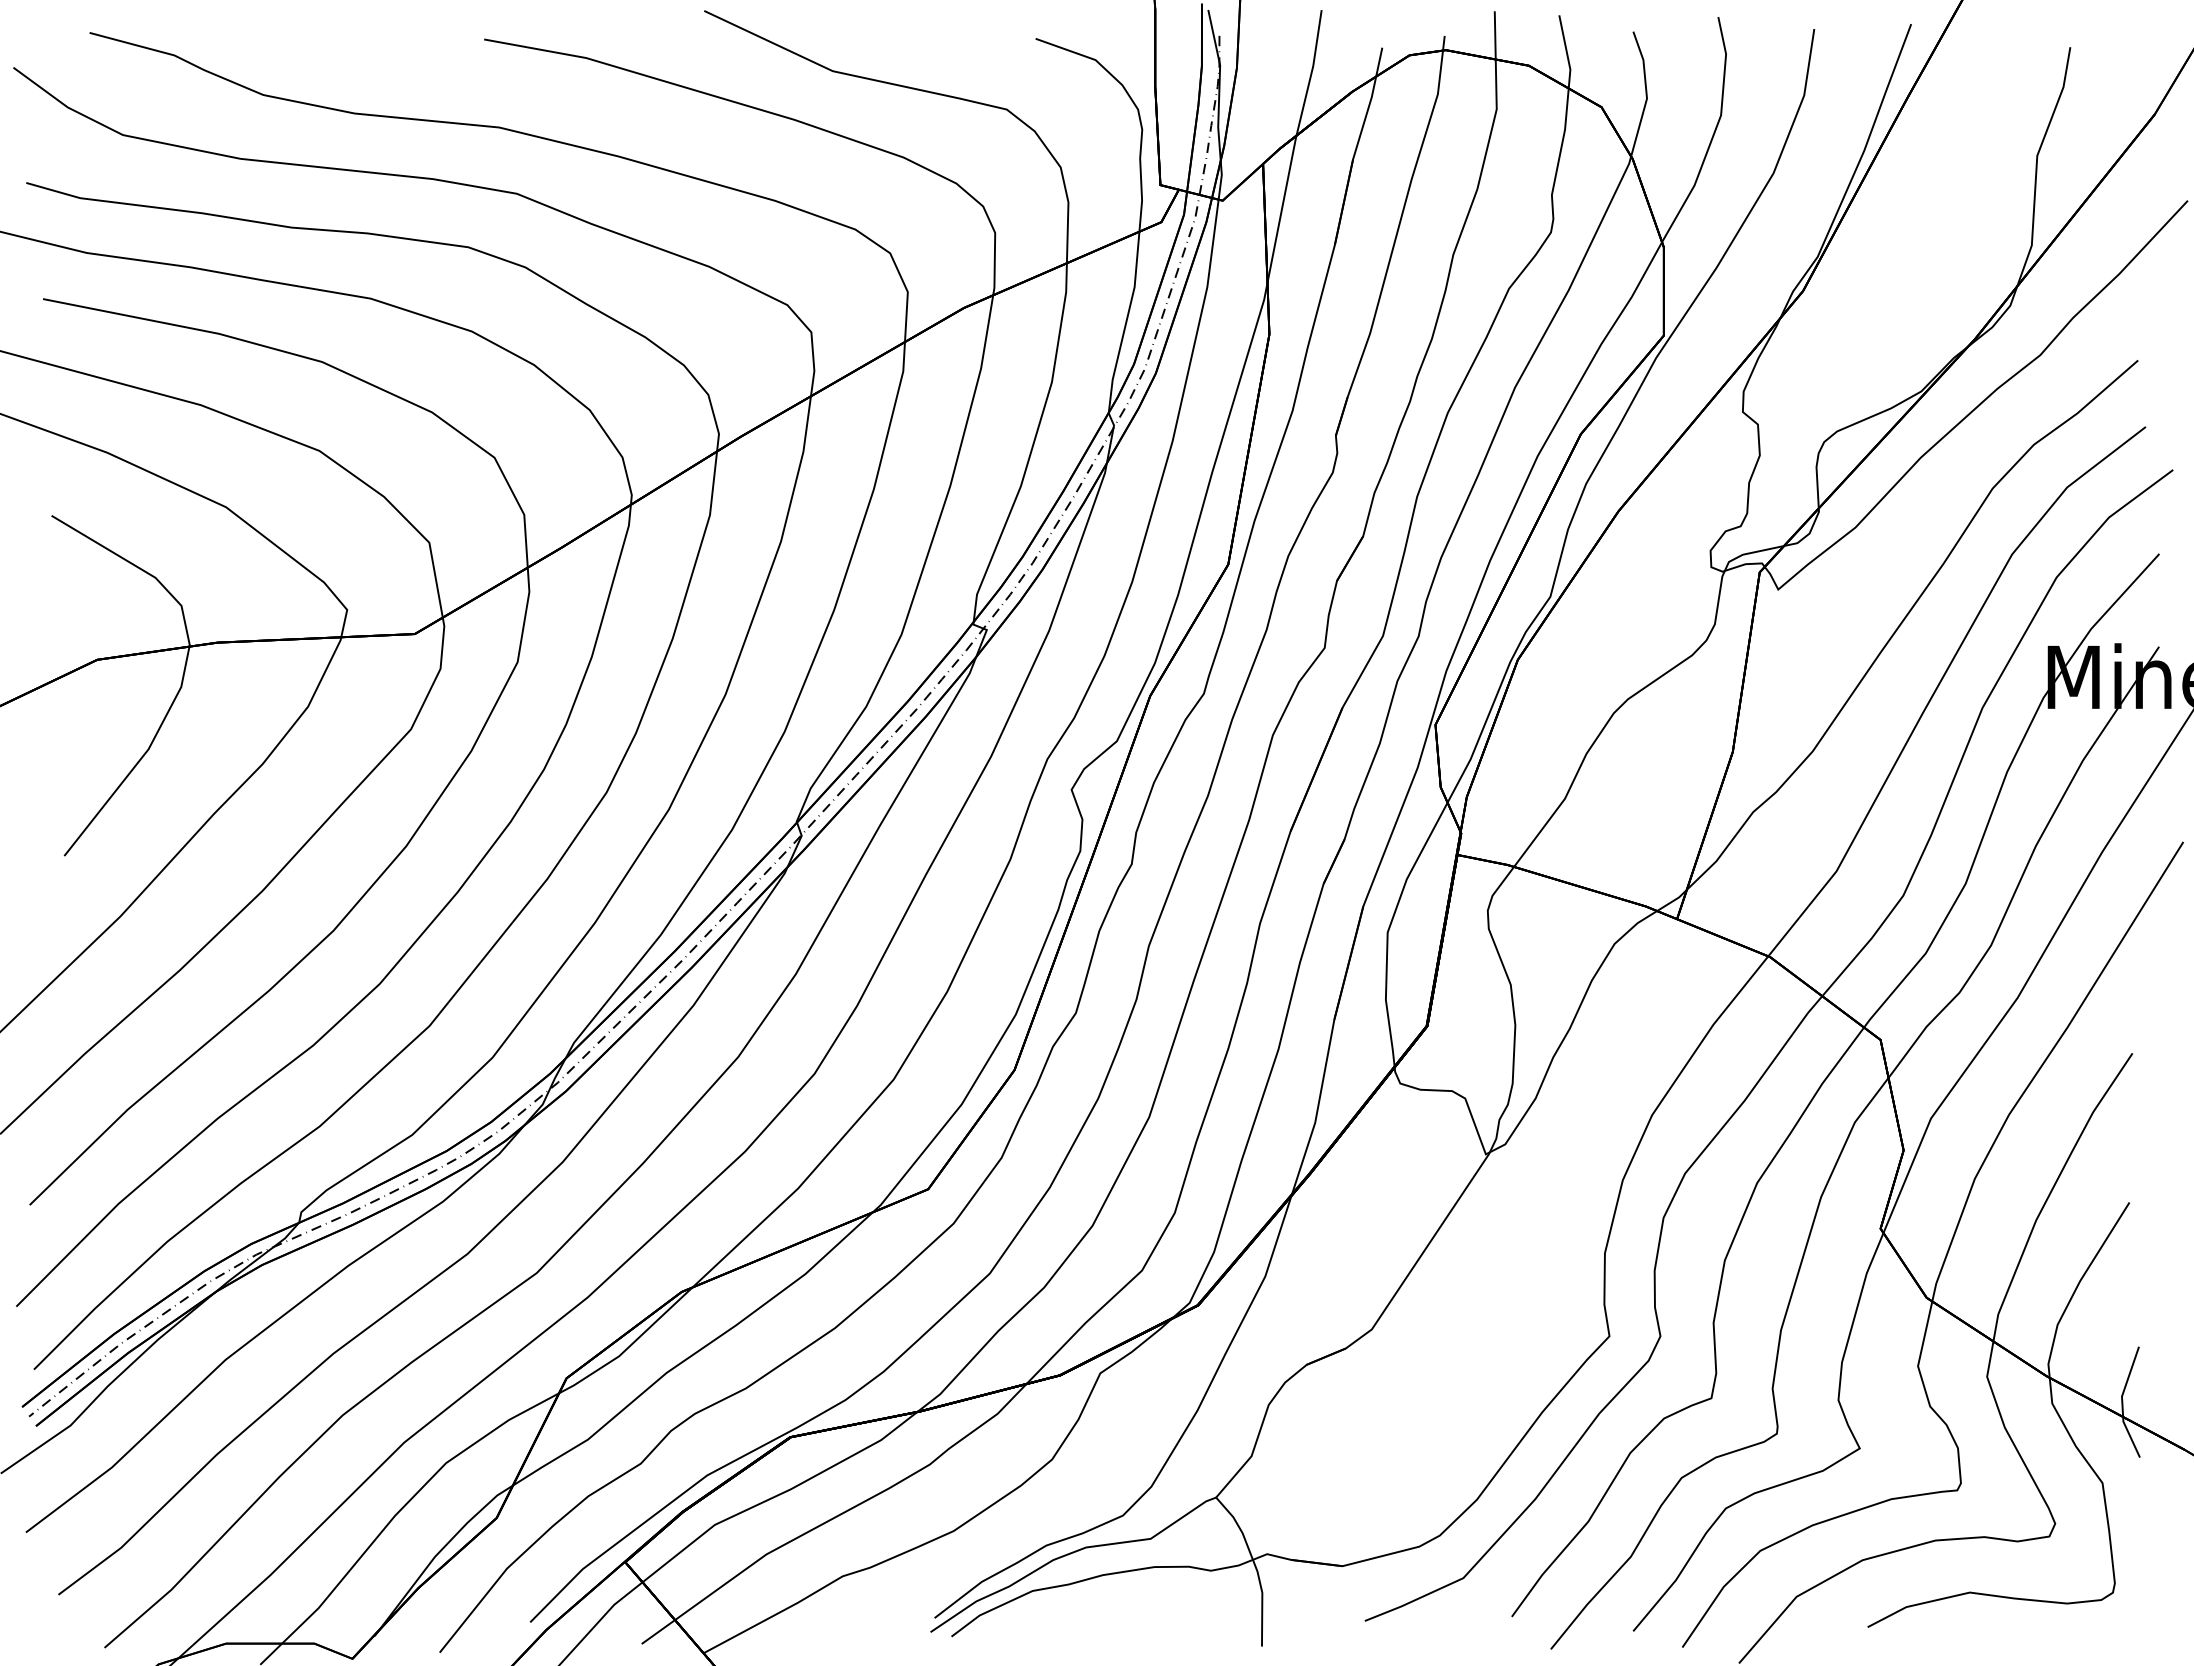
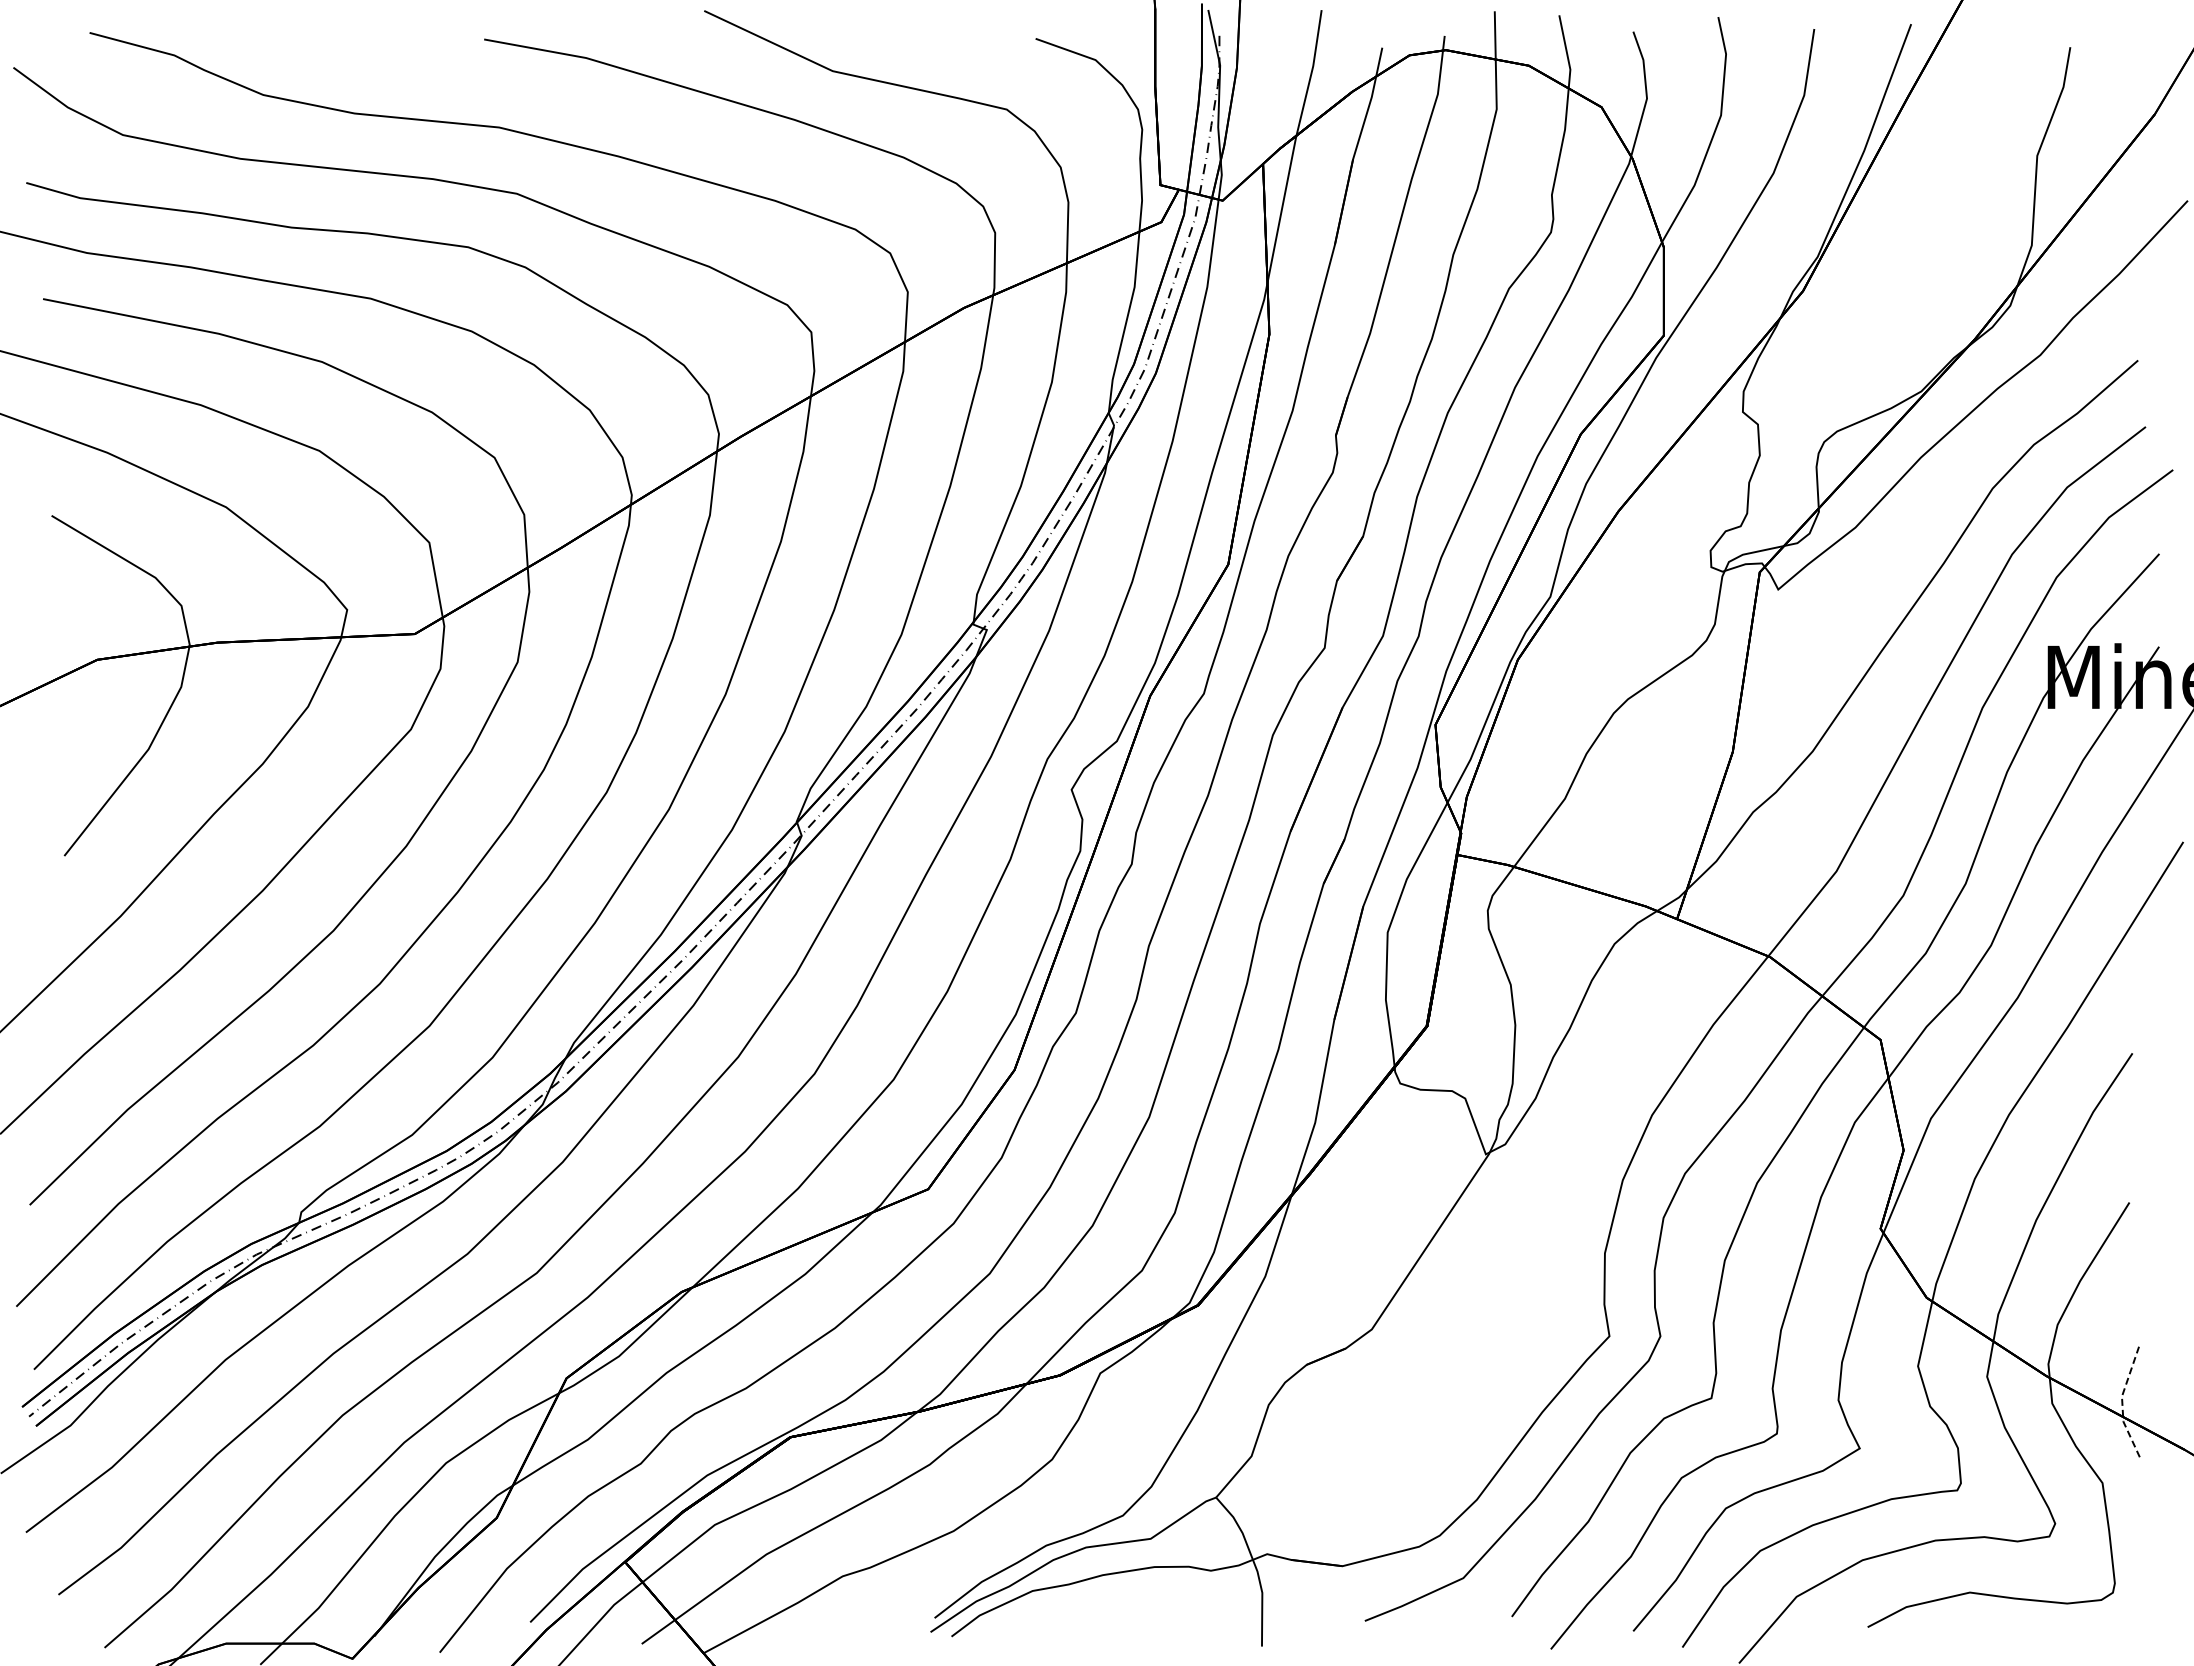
line: solid -> dashed (2122, 1403)
